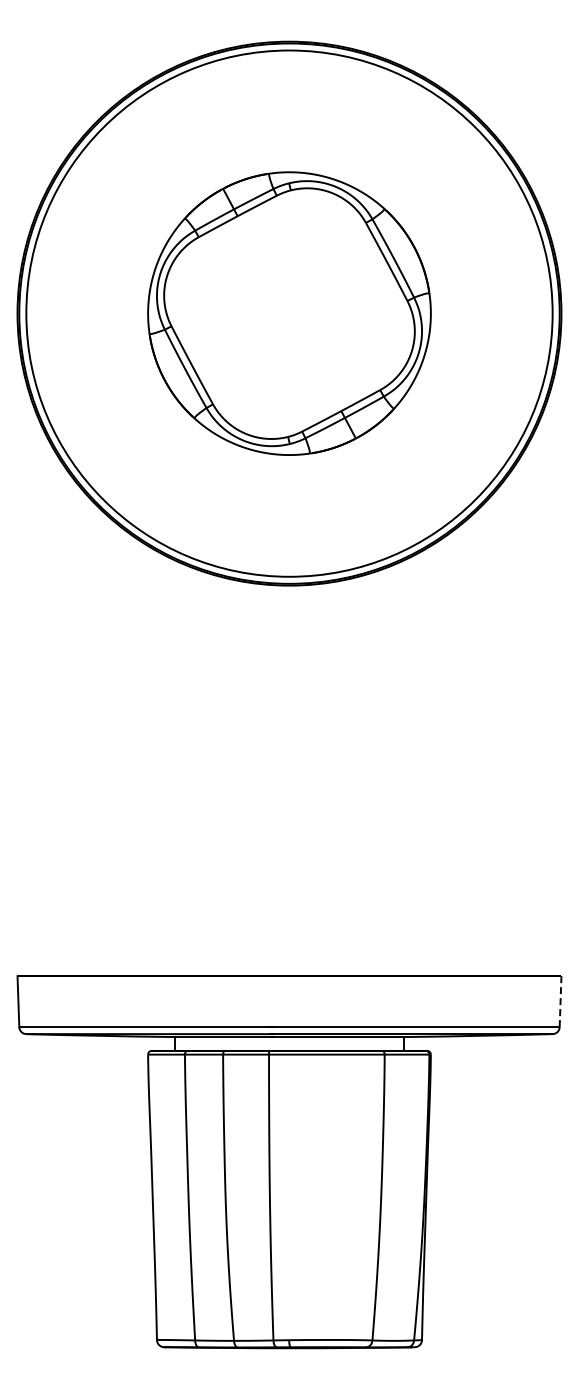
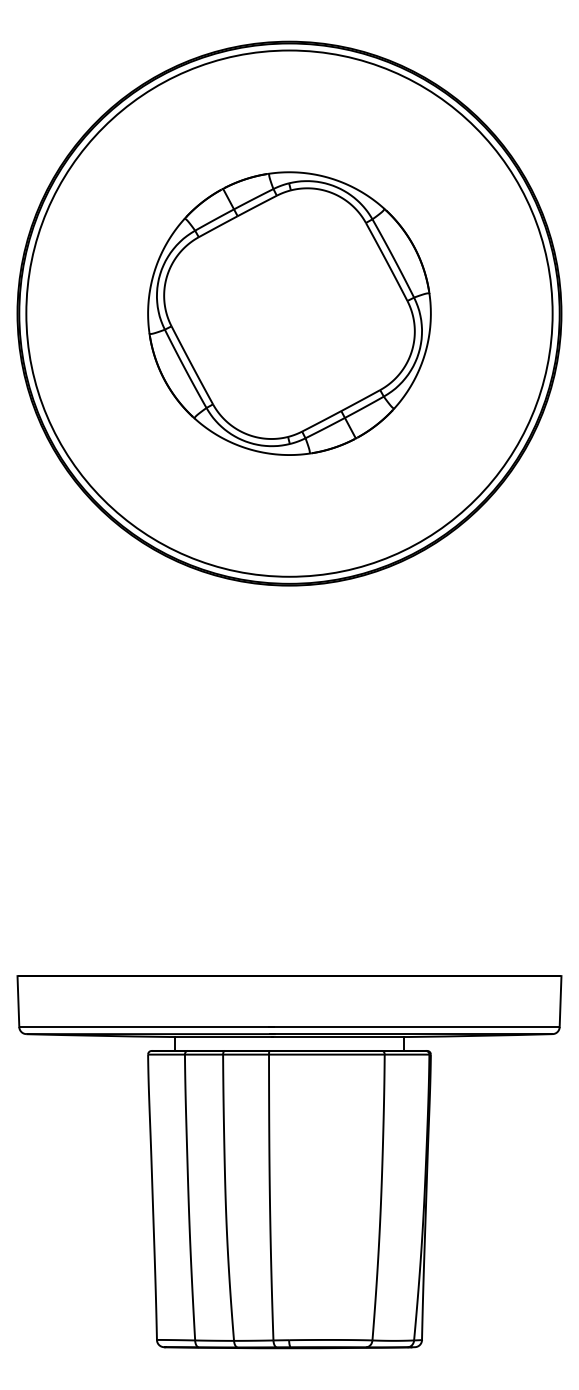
line: dashed -> solid (560, 1001)
